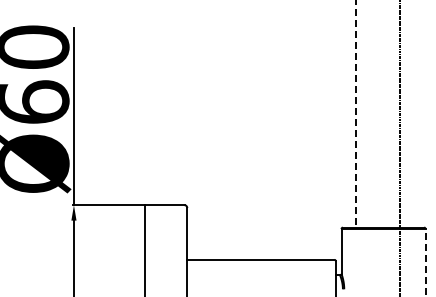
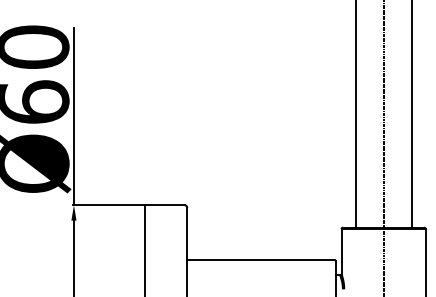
line: dashed -> solid (355, 113)
line: none -> present (411, 114)
line position: (399, 147) -> (383, 147) (383, 147)
line: dashed -> solid (425, 262)
